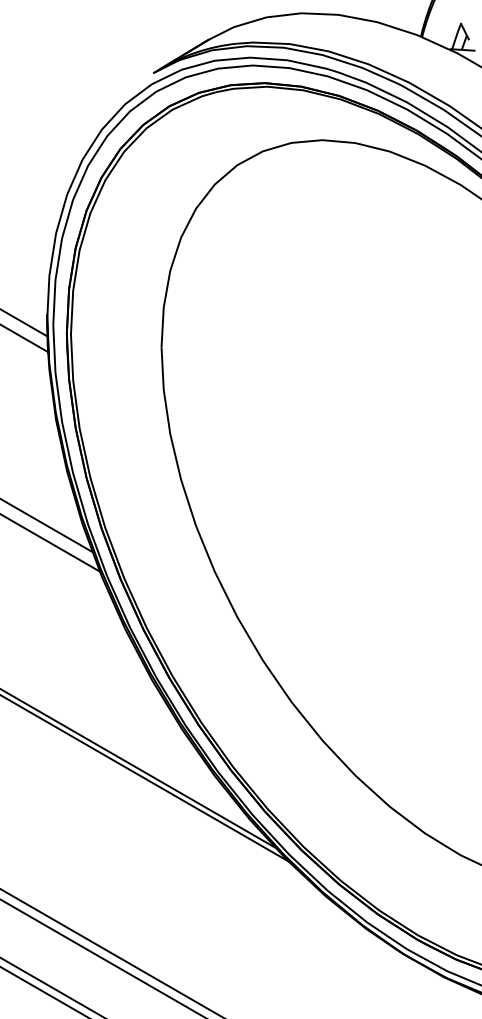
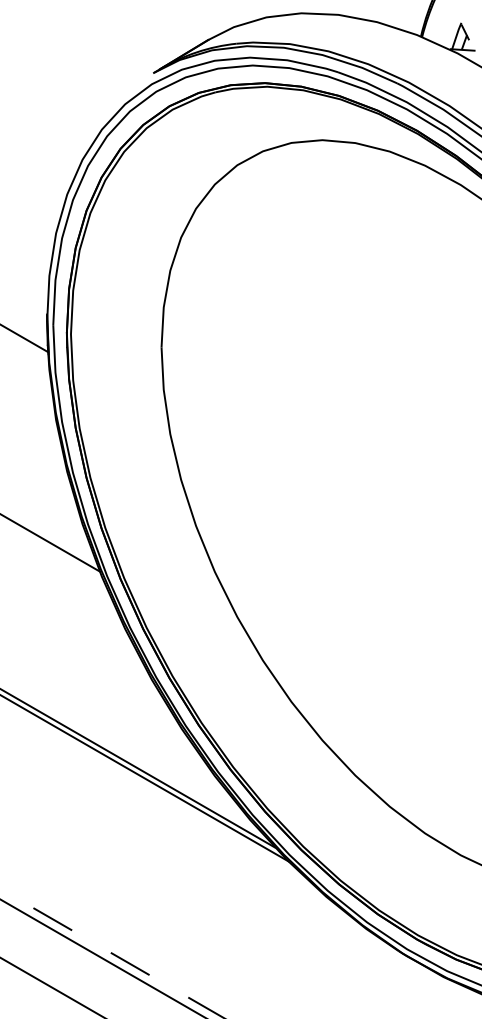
line: present -> none (24, 323)
line: present -> none (47, 525)
line: solid -> dashed (113, 954)
line: present -> none (43, 991)
